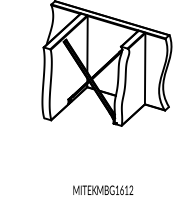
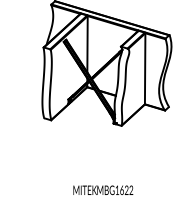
text: MBG1612 -> MBG1622 (126, 189)
